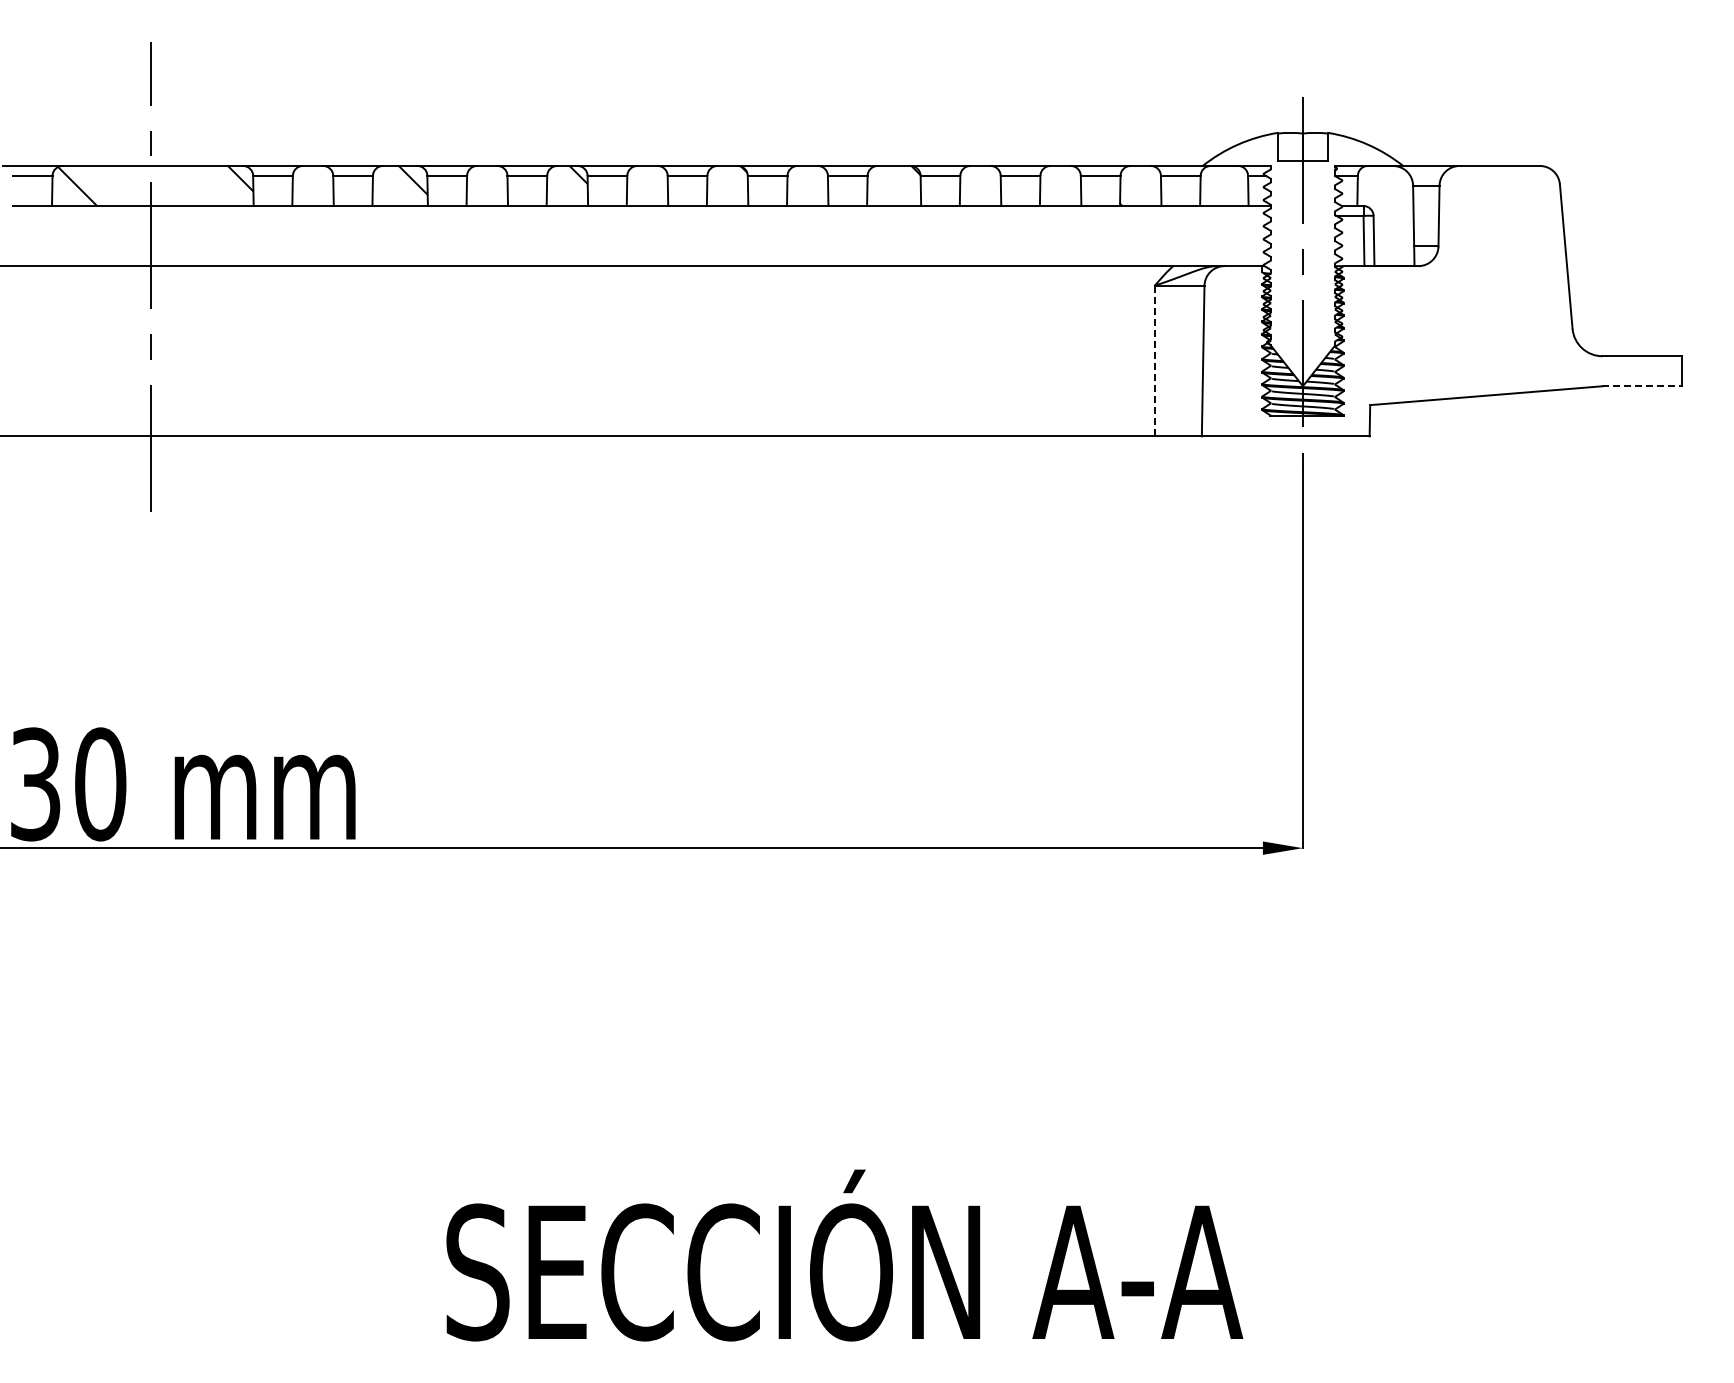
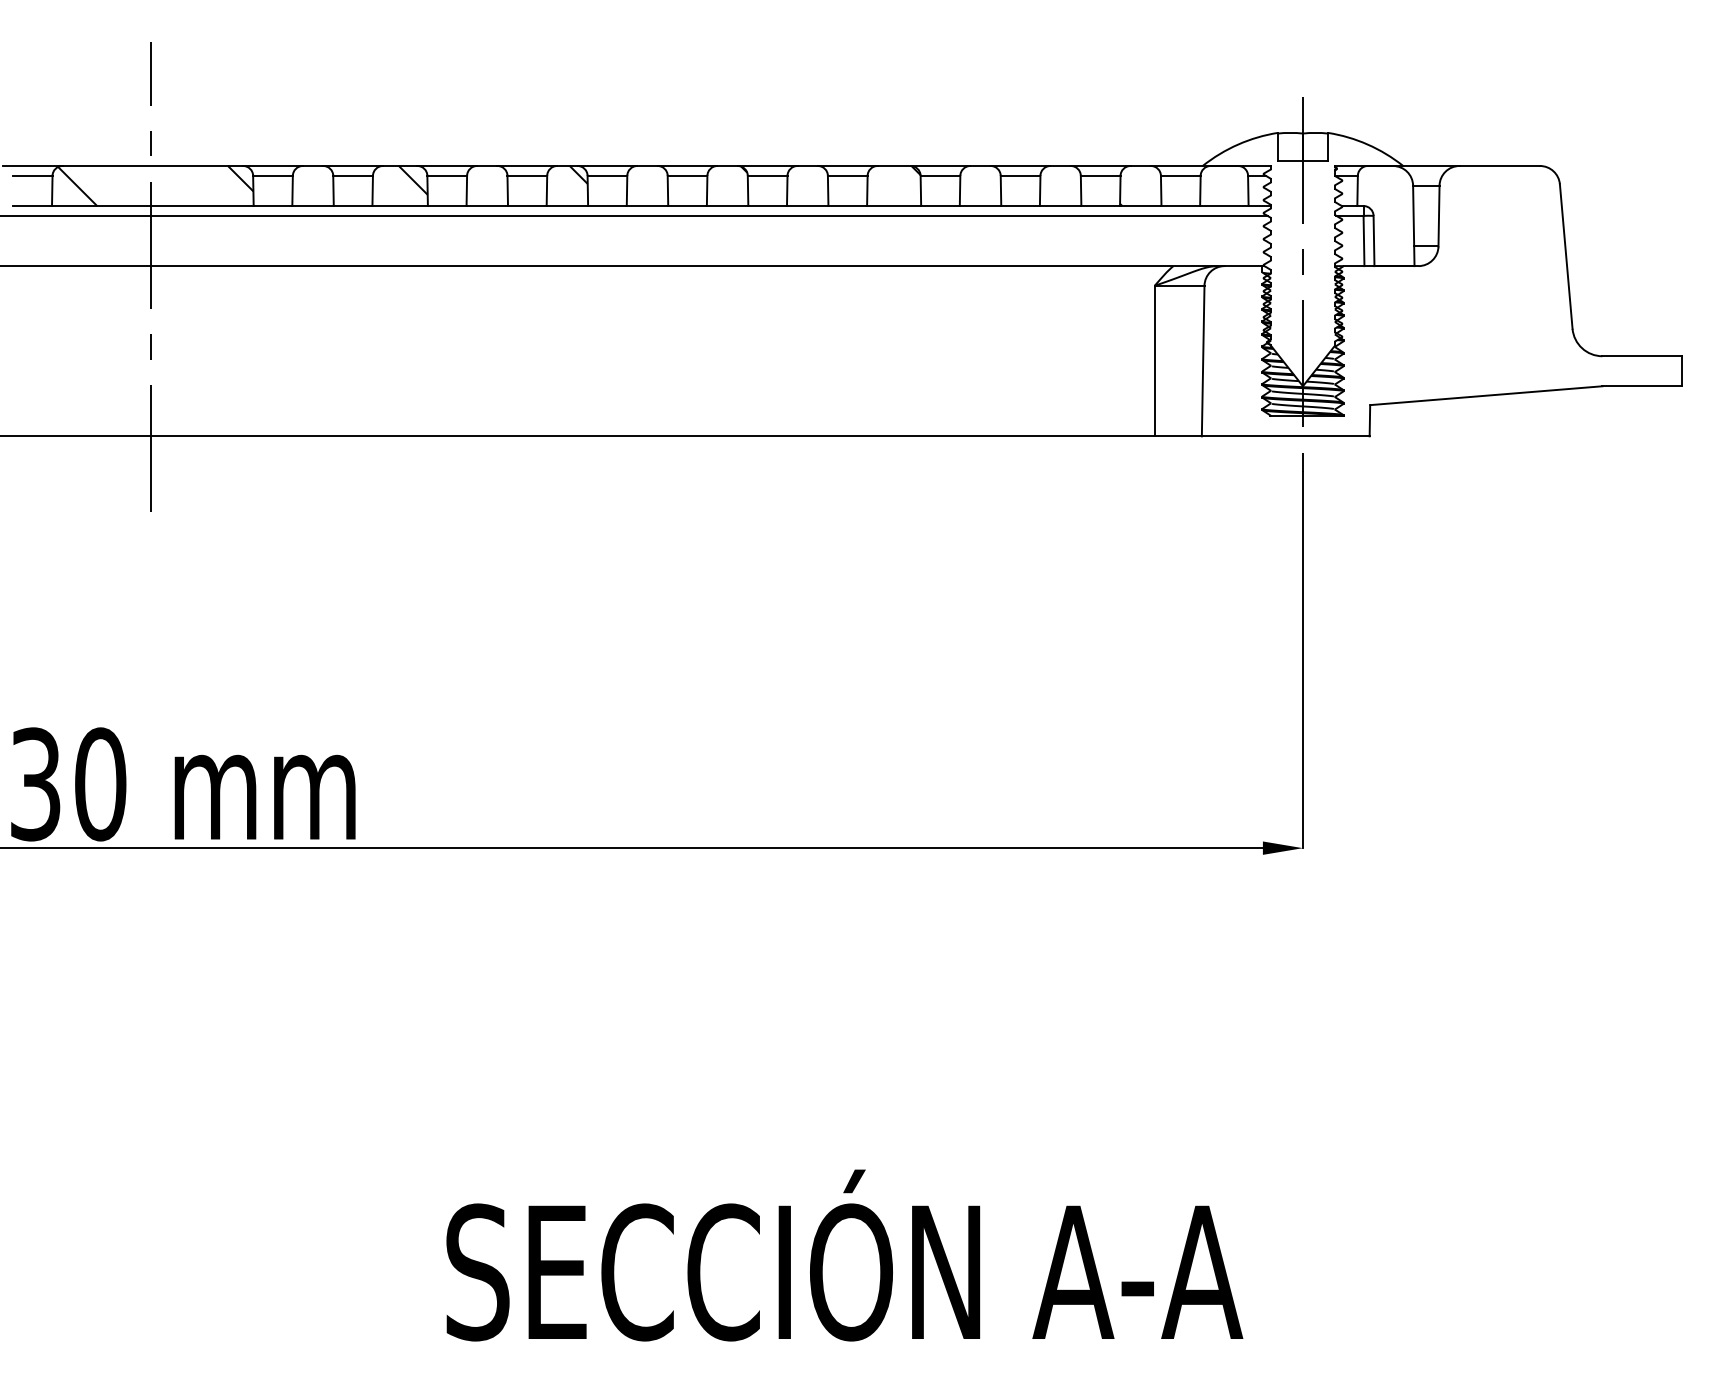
line: none -> present (634, 215)
line: dashed -> solid (1154, 360)
line: dashed -> solid (1642, 386)
